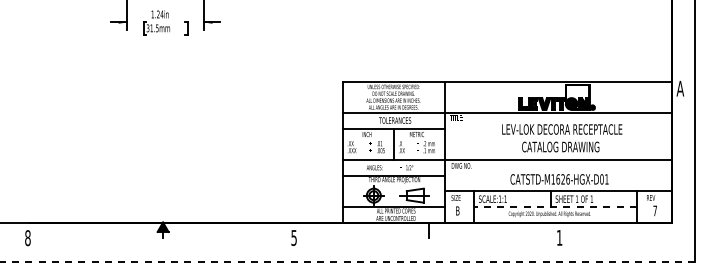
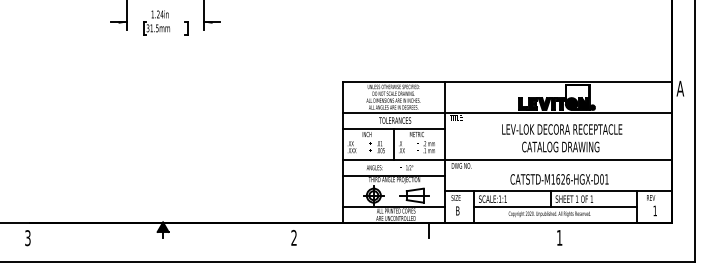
line: dashed -> solid (555, 206)
text: 7 -> 1 (654, 210)
text: 5 -> 2 (293, 237)
text: 8 -> 3 (27, 238)
line: dashed -> solid (347, 261)
